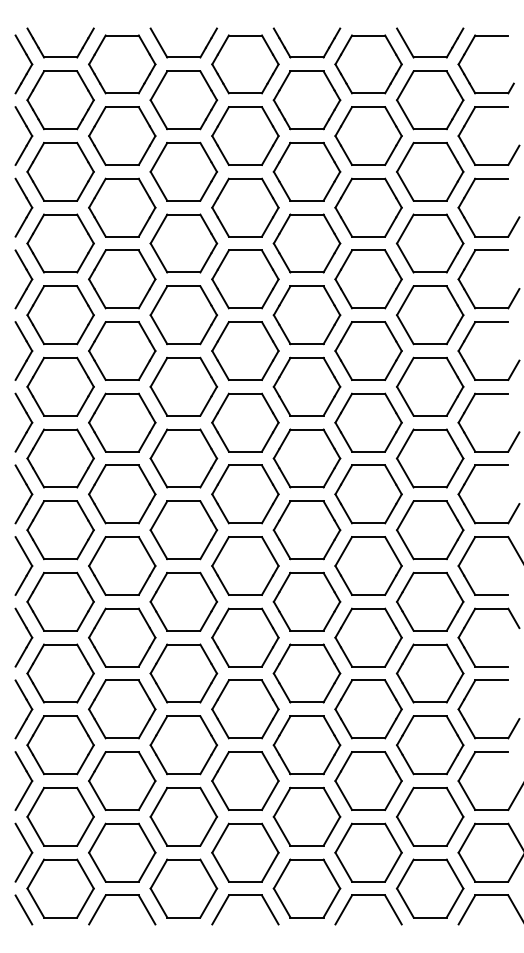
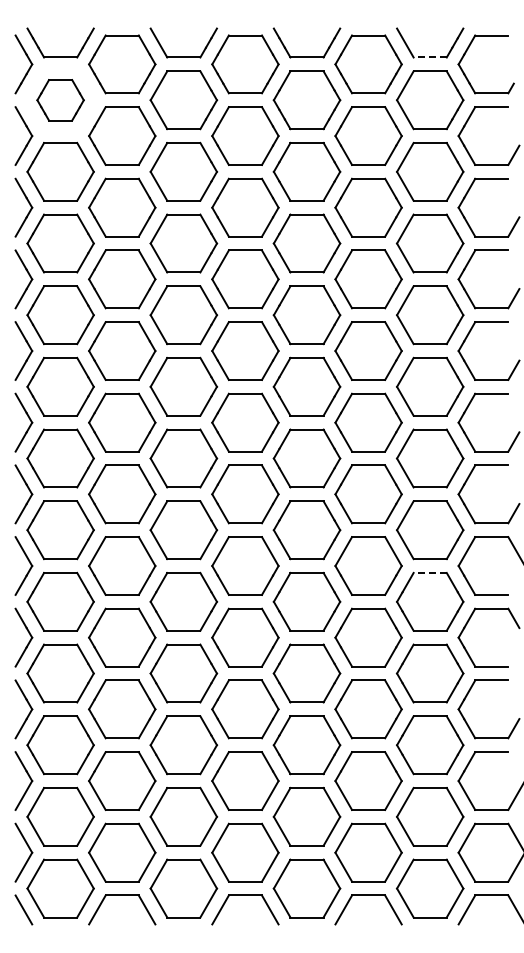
line: solid -> dashed (430, 57)
part size: 69x61 px -> 49x43 px (60, 100)
line: solid -> dashed (430, 572)
